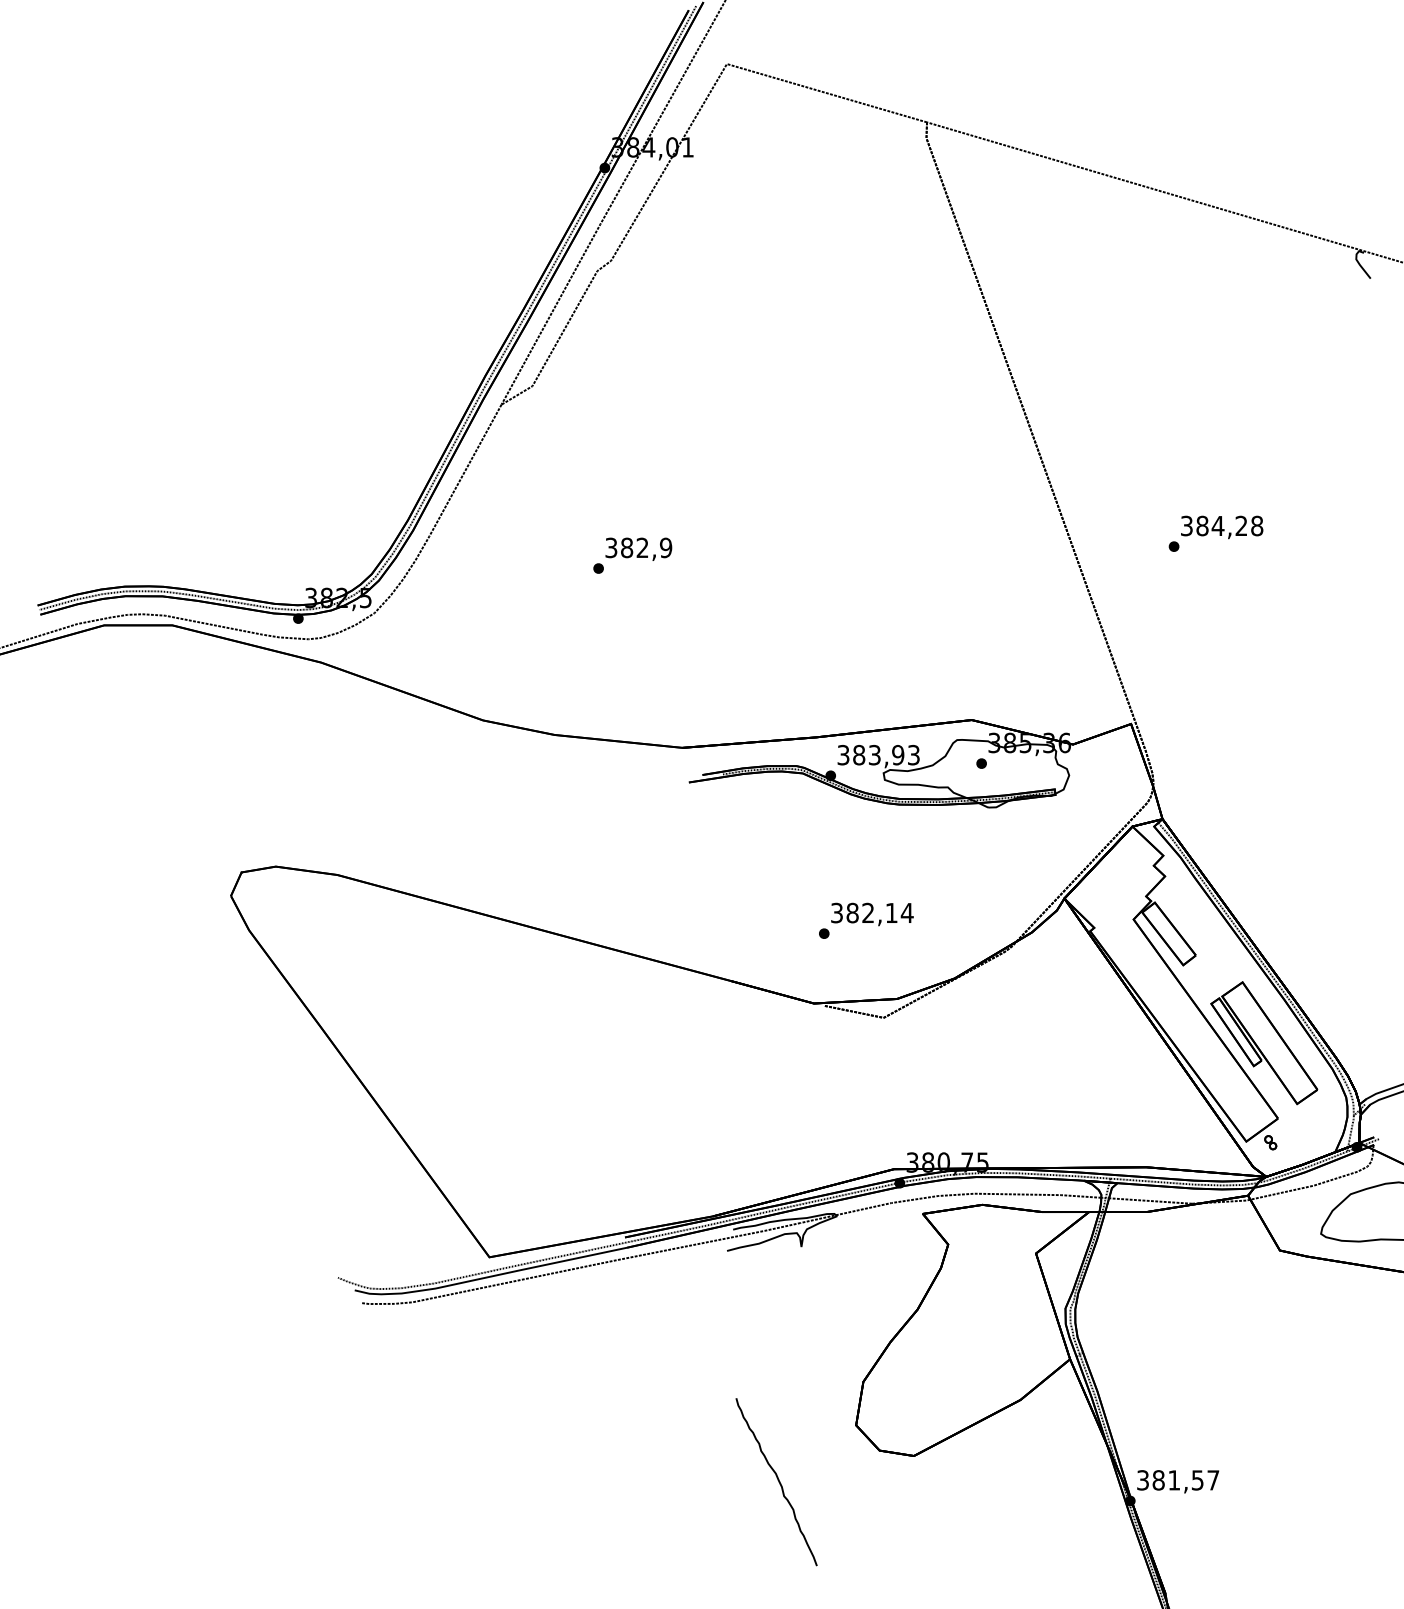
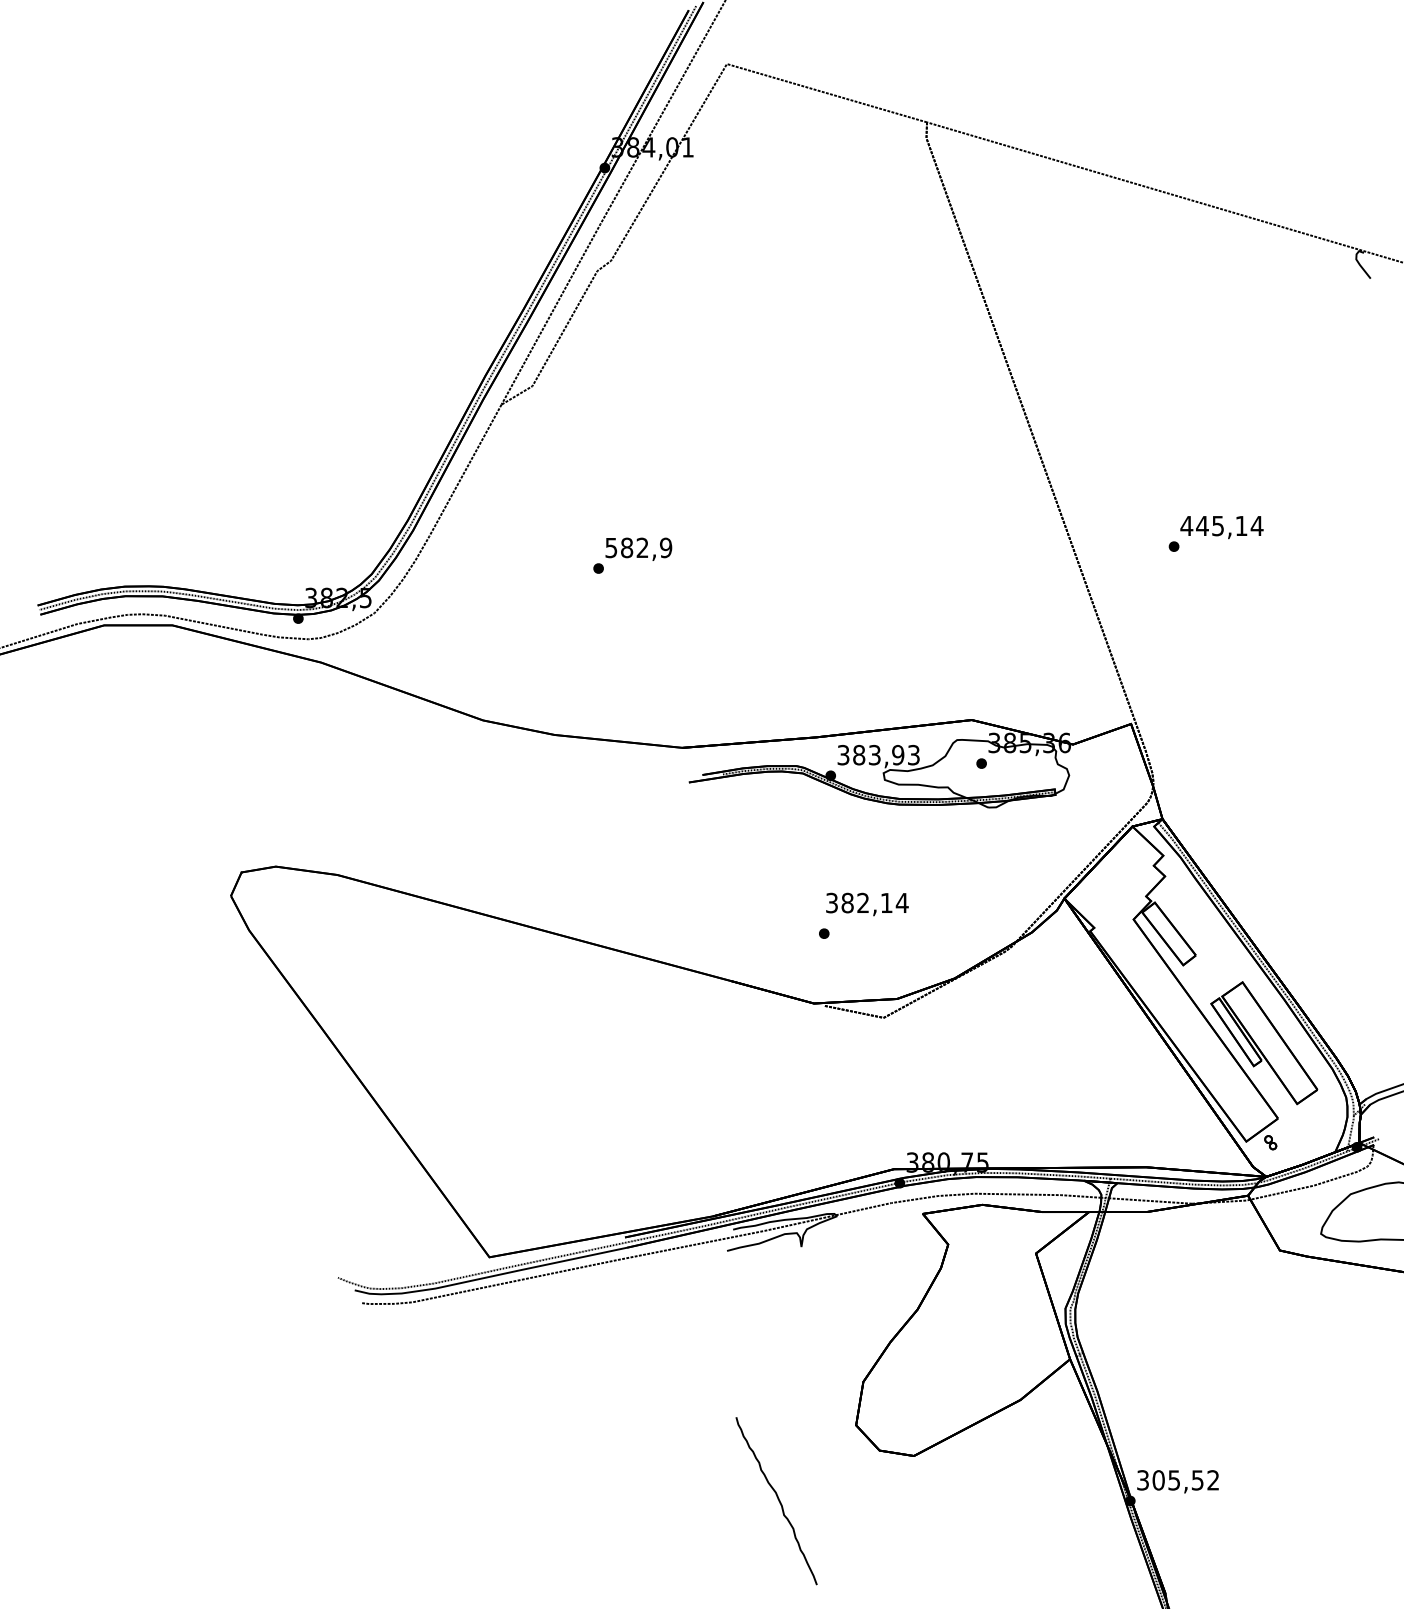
text: 384,28 -> 445,14 (1221, 525)
text: 382,9 -> 582,9 (611, 547)
text position: (872, 914) -> (867, 904) (867, 904)
text: 381,57 -> 305,52 (1185, 1480)
curve position: (778, 1482) -> (778, 1501) (778, 1501)
